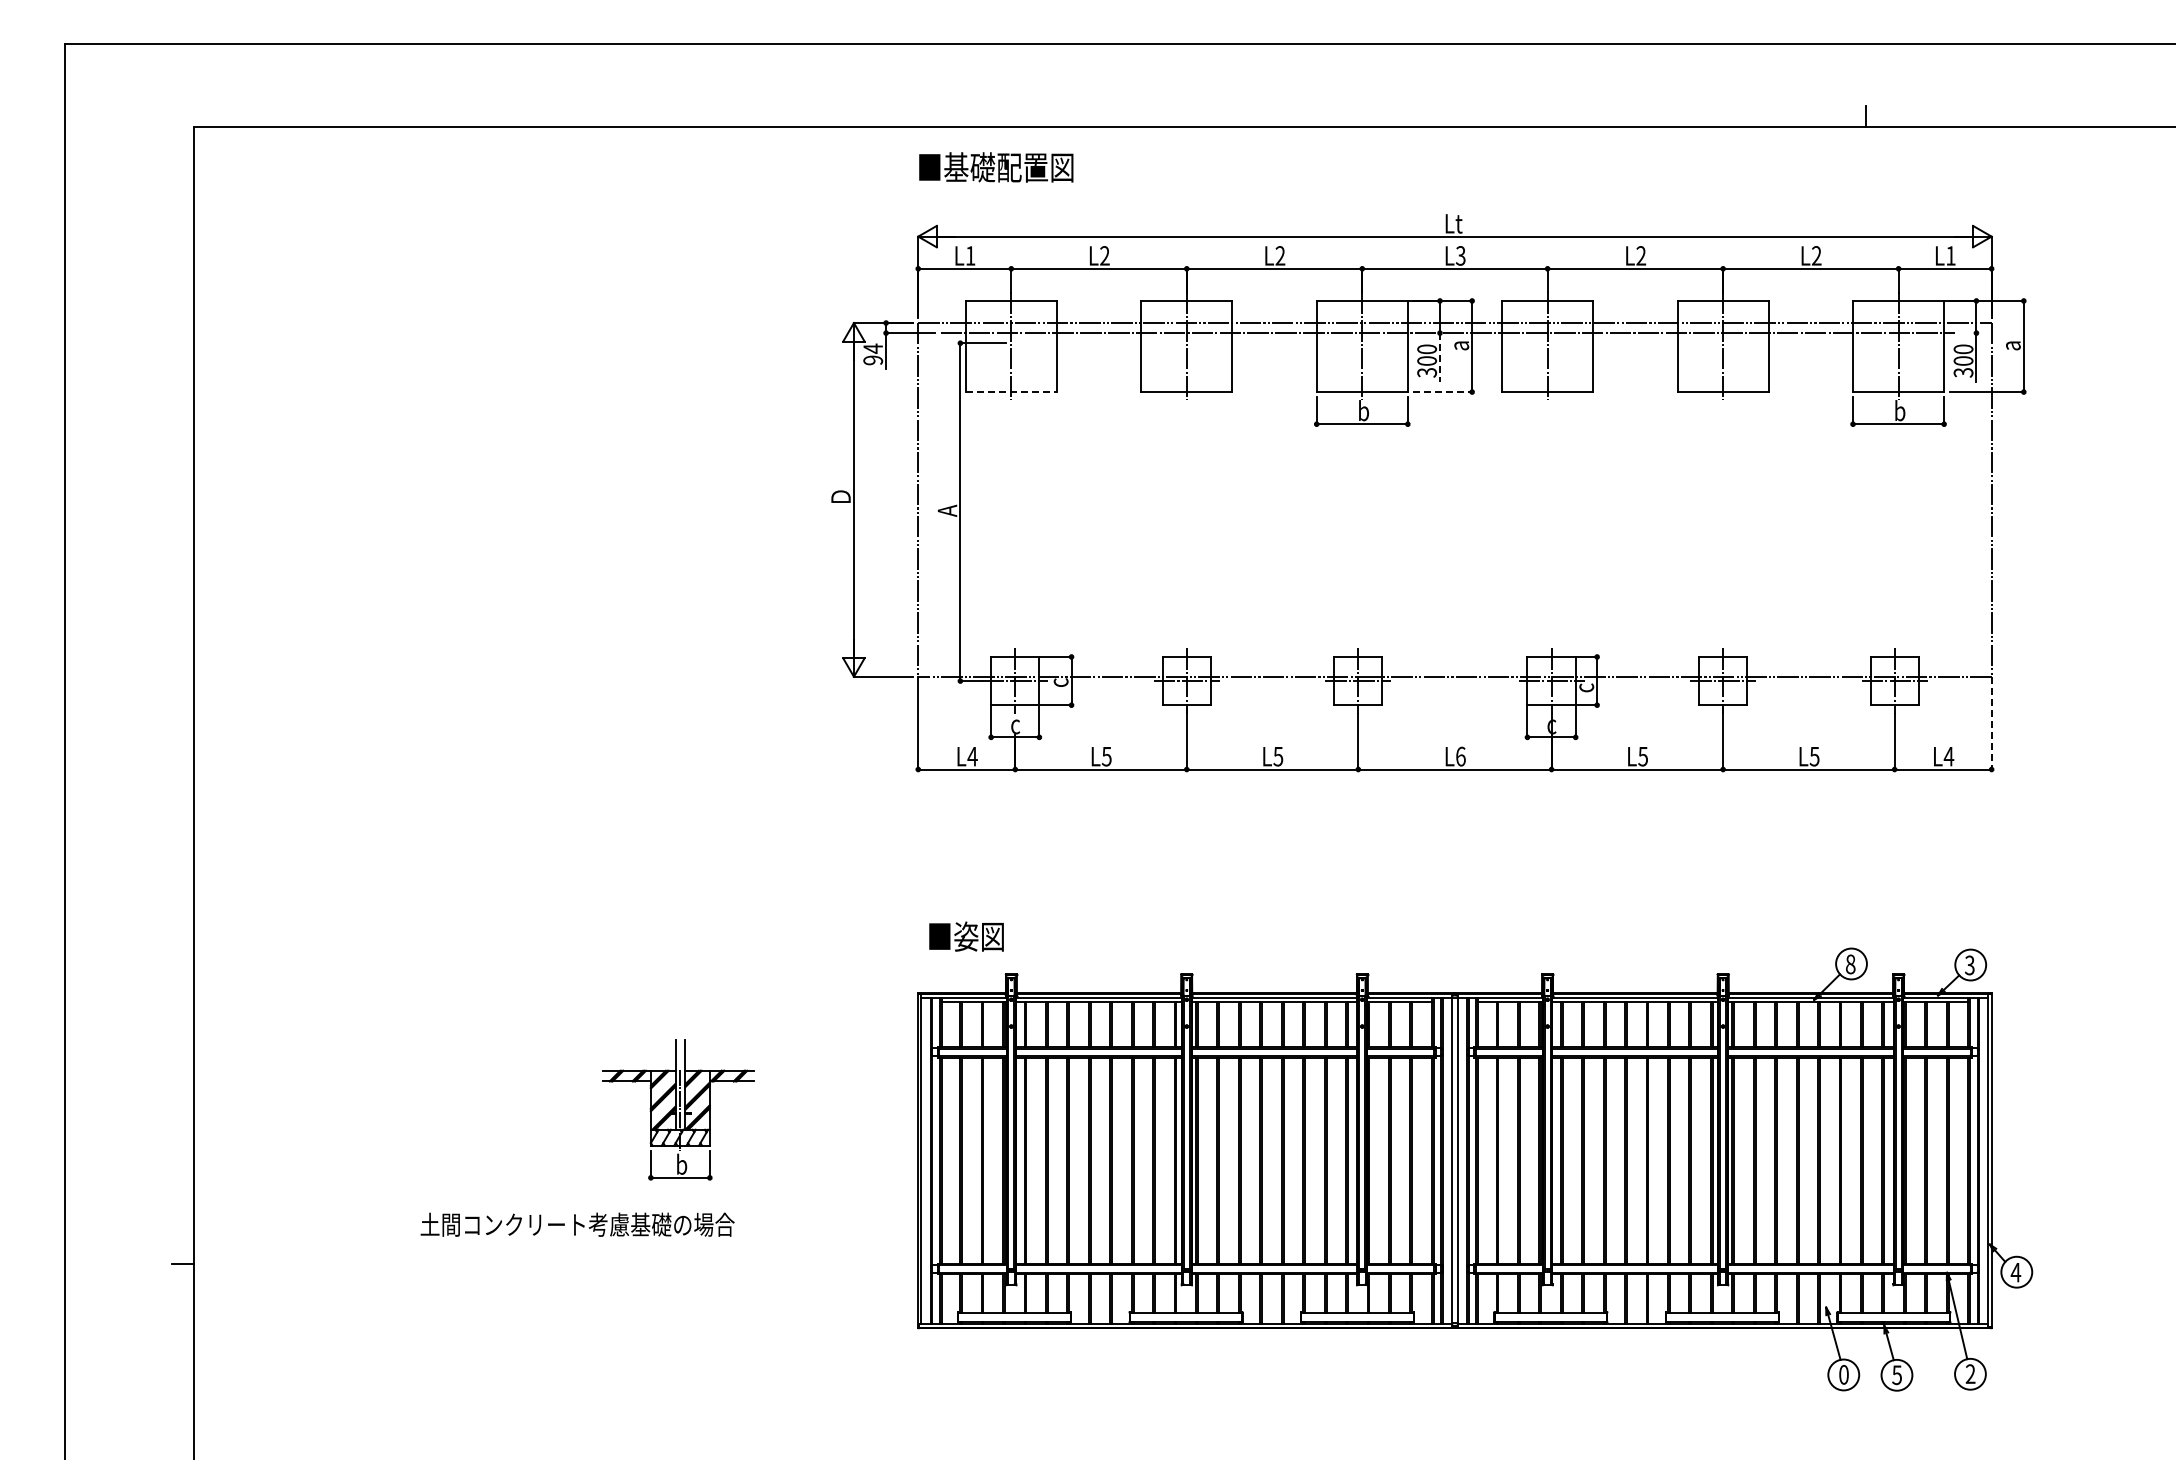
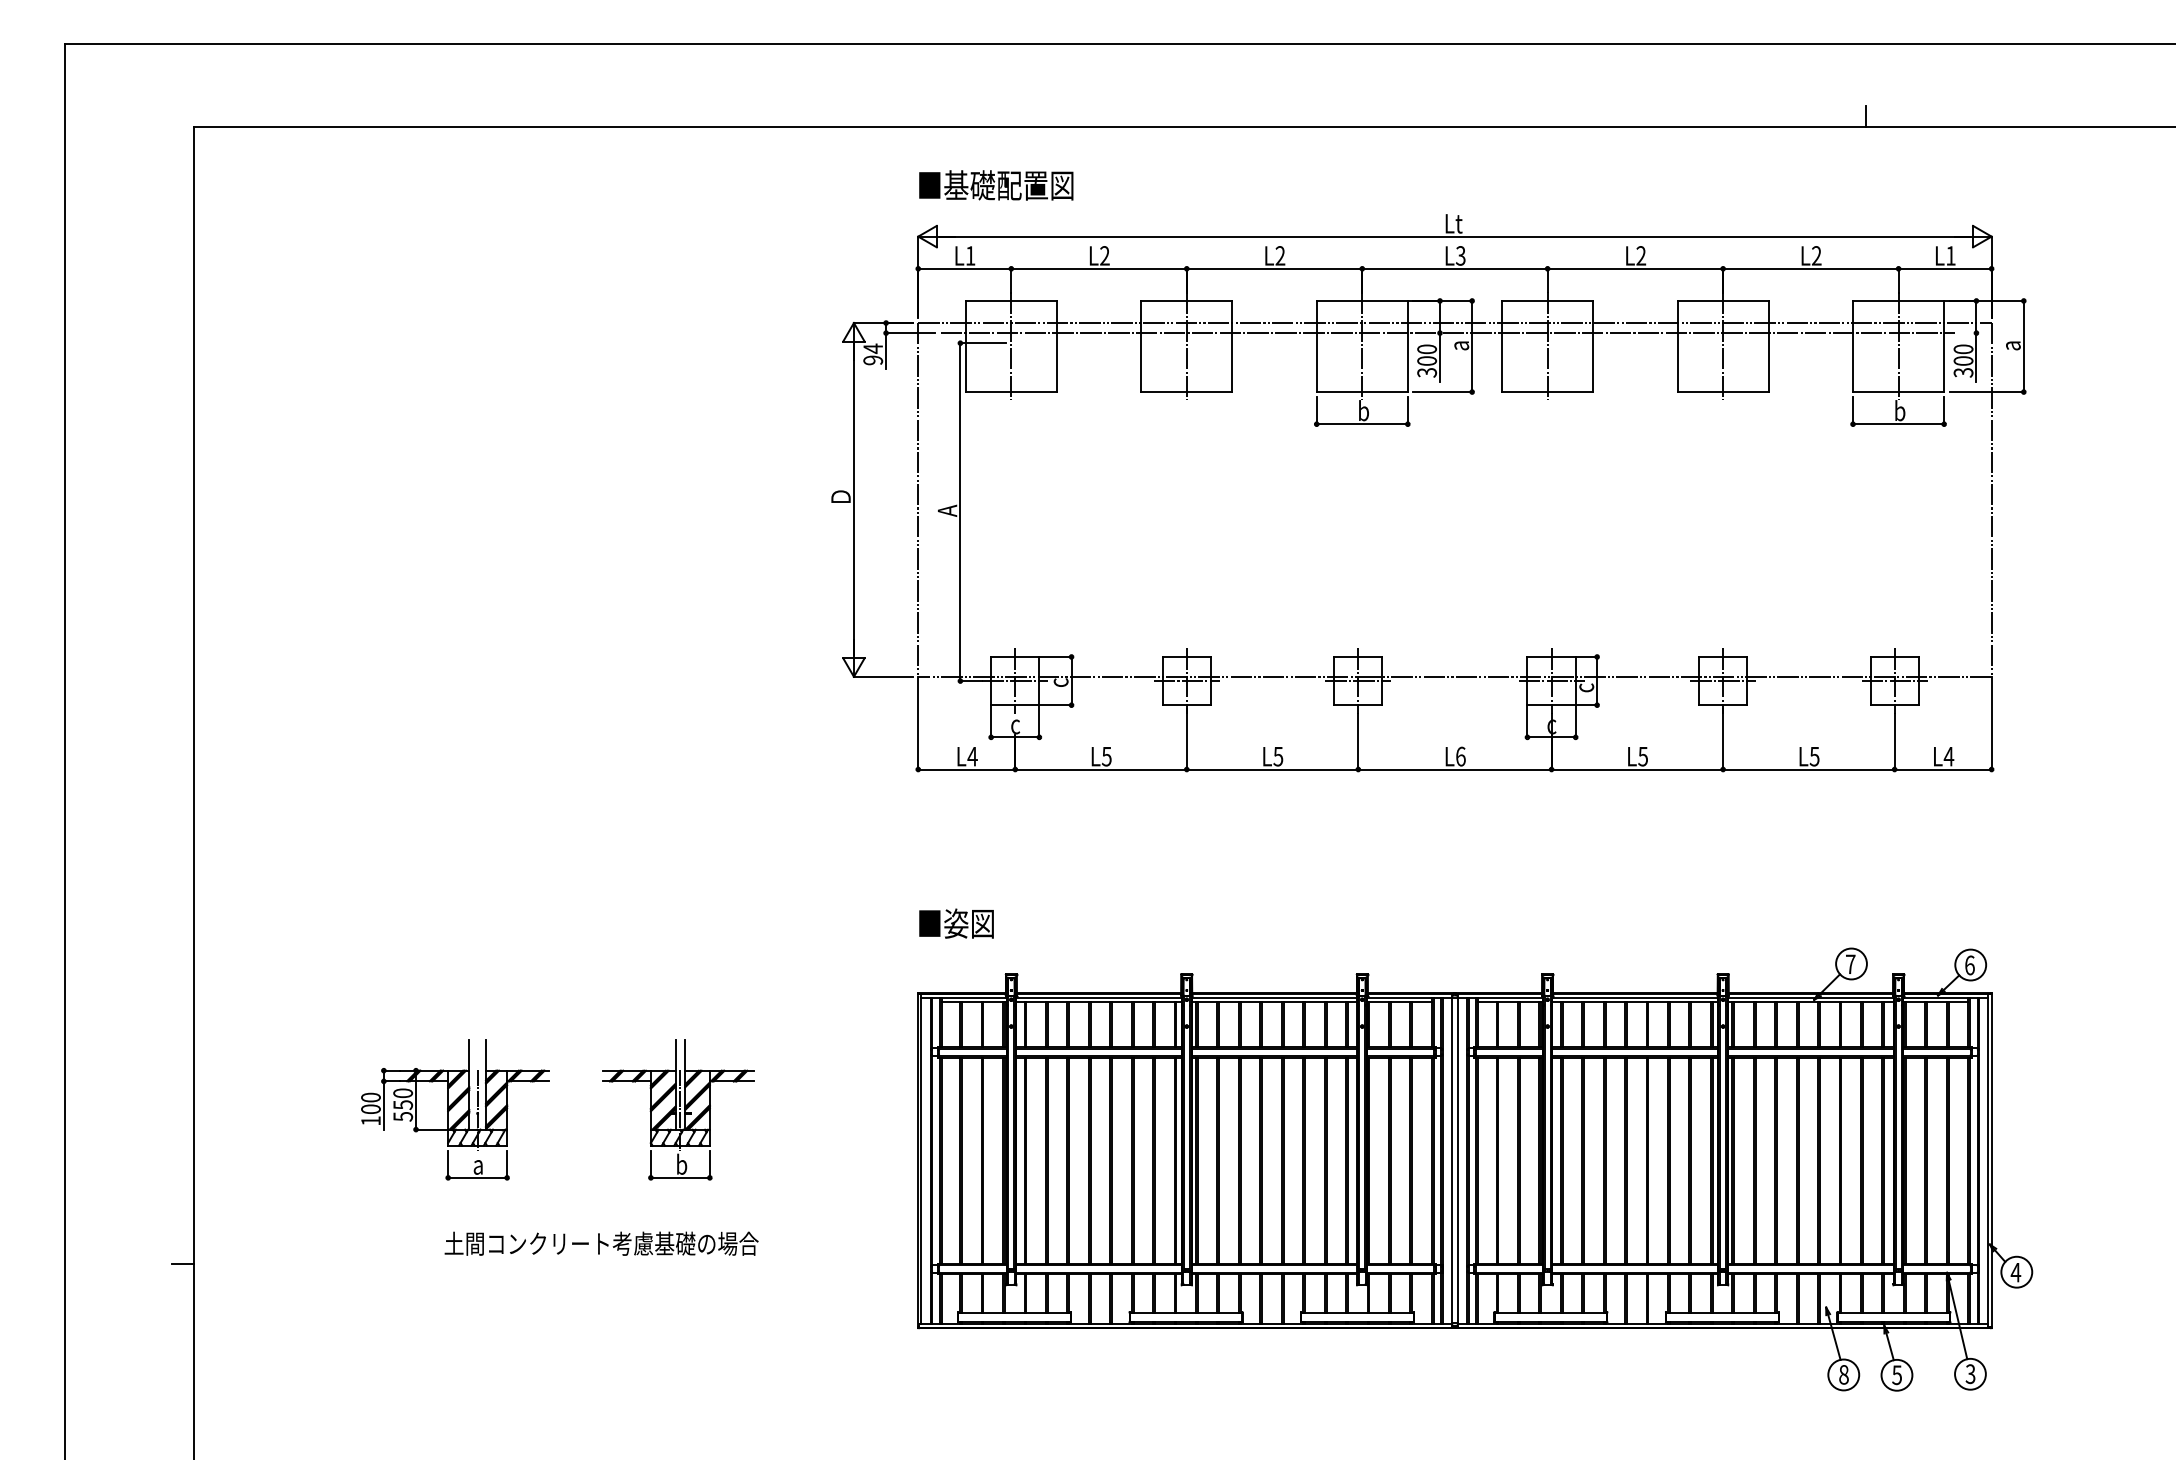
text position: (996, 167) -> (996, 185) (996, 185)
line: dashed -> solid (1440, 357)
line: dashed -> solid (1011, 392)
line: dashed -> solid (1442, 392)
line: dashed -> solid (1991, 723)
text position: (966, 936) -> (956, 923) (956, 923)
text: 8 -> 7 (1850, 964)
text: 3 -> 6 (1969, 965)
part: none -> present (455, 1109)
text position: (577, 1224) -> (601, 1243) (601, 1243)
text: 0 -> 8 (1843, 1374)
text: 2 -> 3 (1970, 1374)
